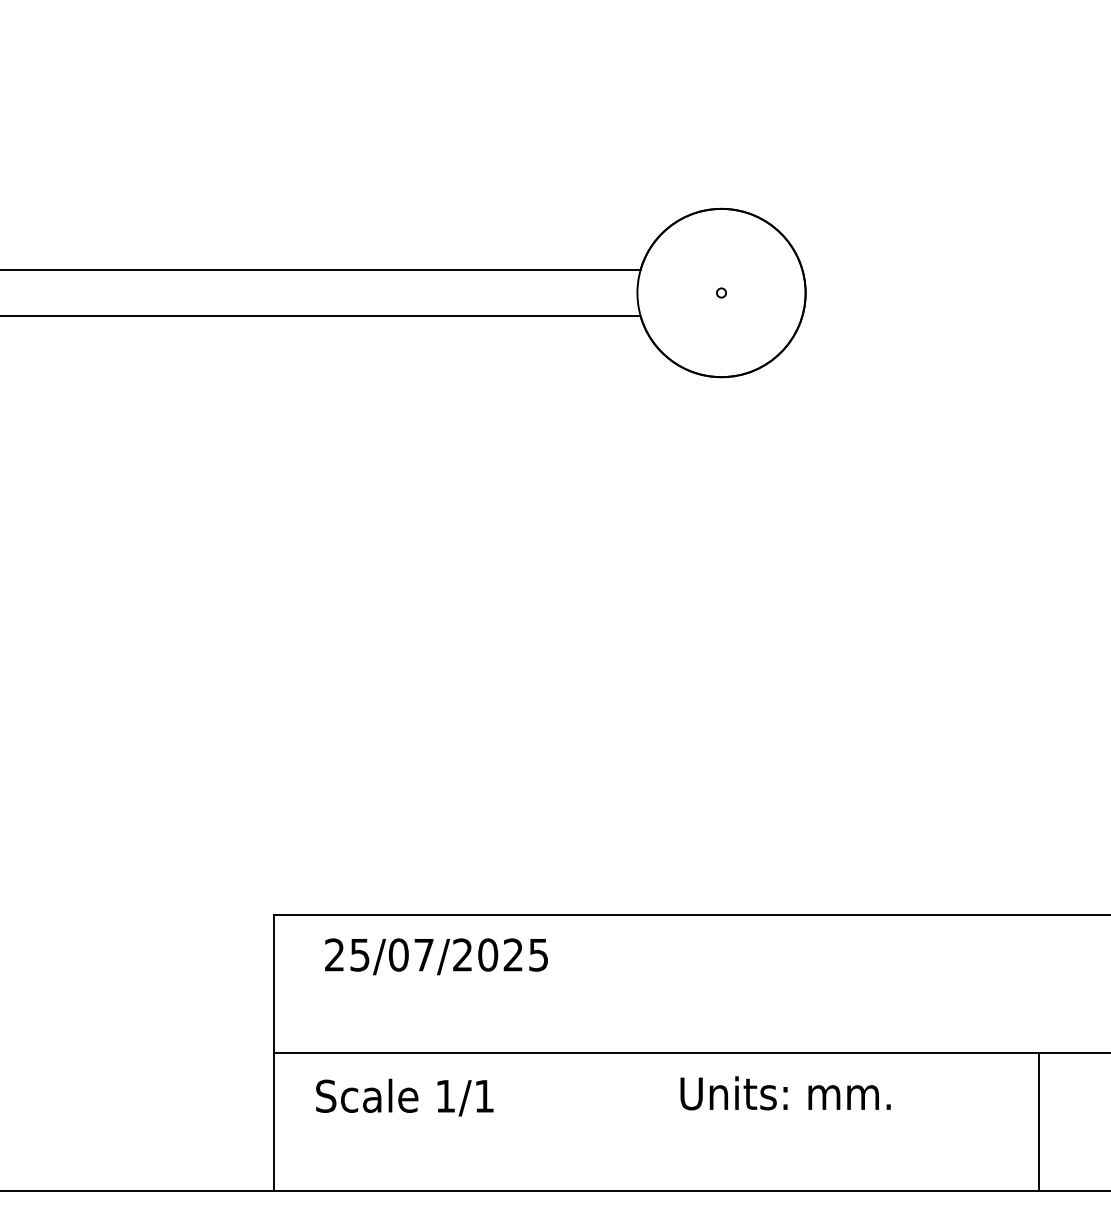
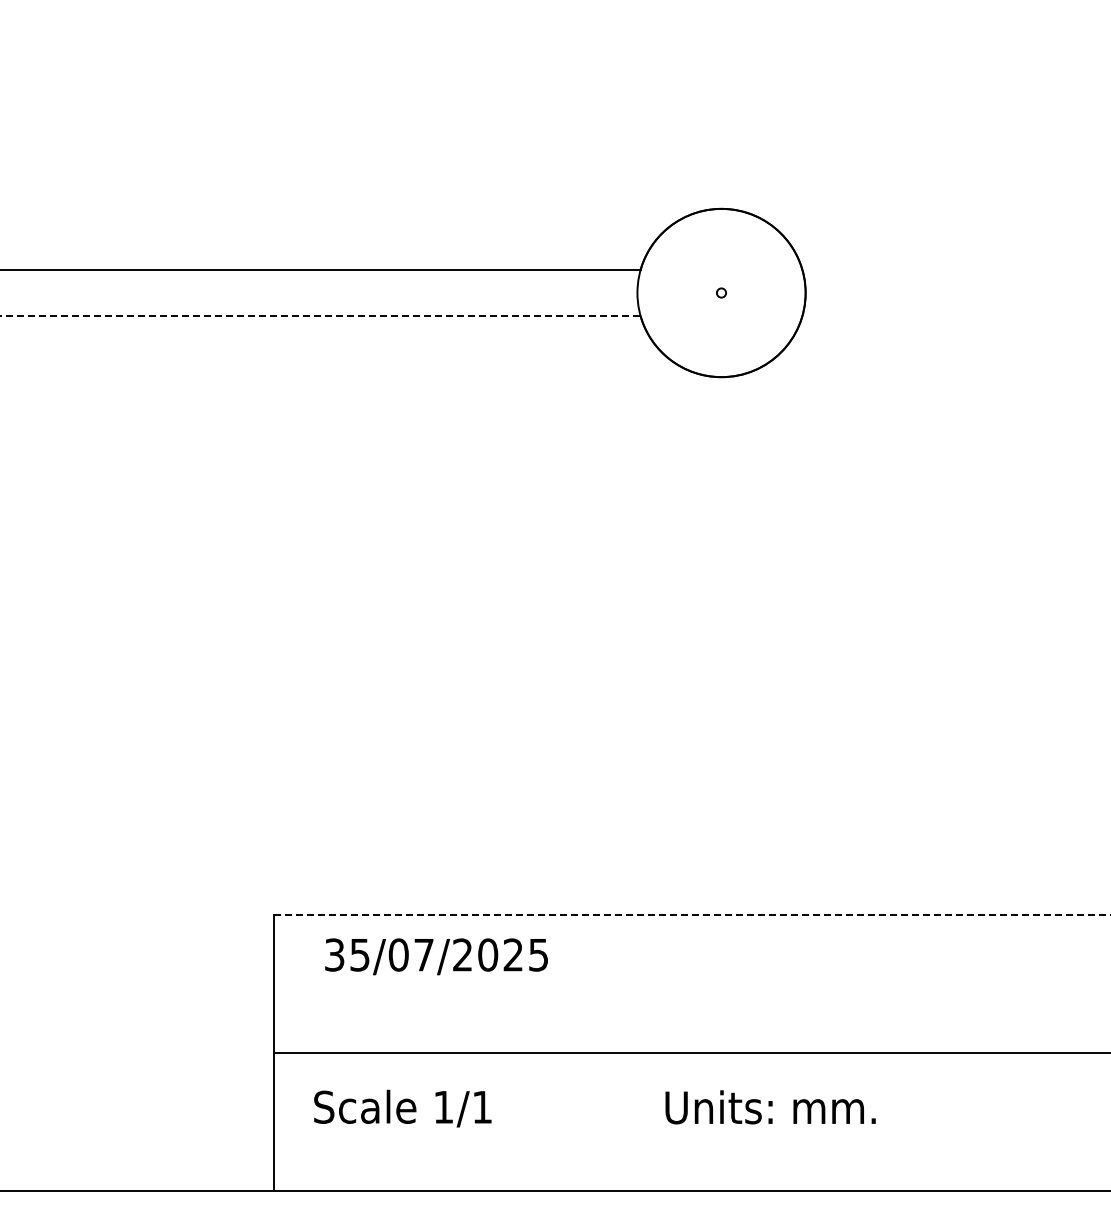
line: solid -> dashed (320, 316)
line: solid -> dashed (692, 915)
text: 25/07/2025 -> 35/07/2025 (334, 954)
text position: (785, 1093) -> (770, 1107) (770, 1107)
text position: (404, 1097) -> (402, 1108) (402, 1108)
line: present -> none (1039, 1122)
